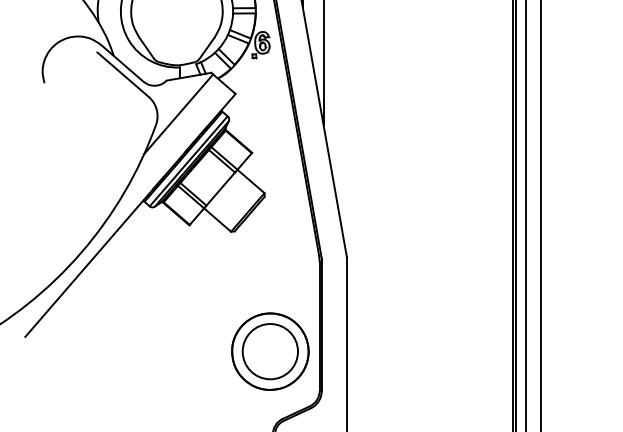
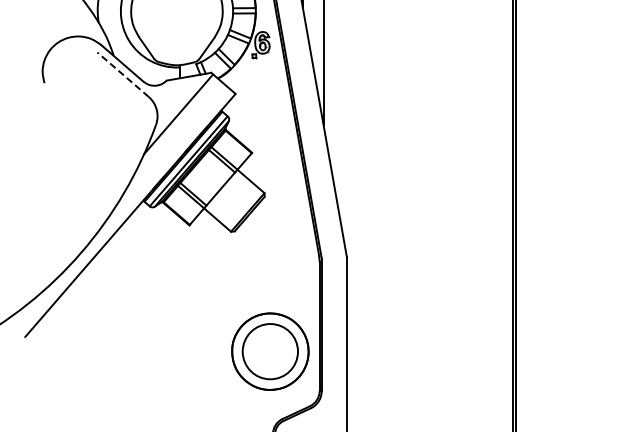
line: solid -> dashed (123, 74)
line: present -> none (525, 215)
line: present -> none (540, 215)
